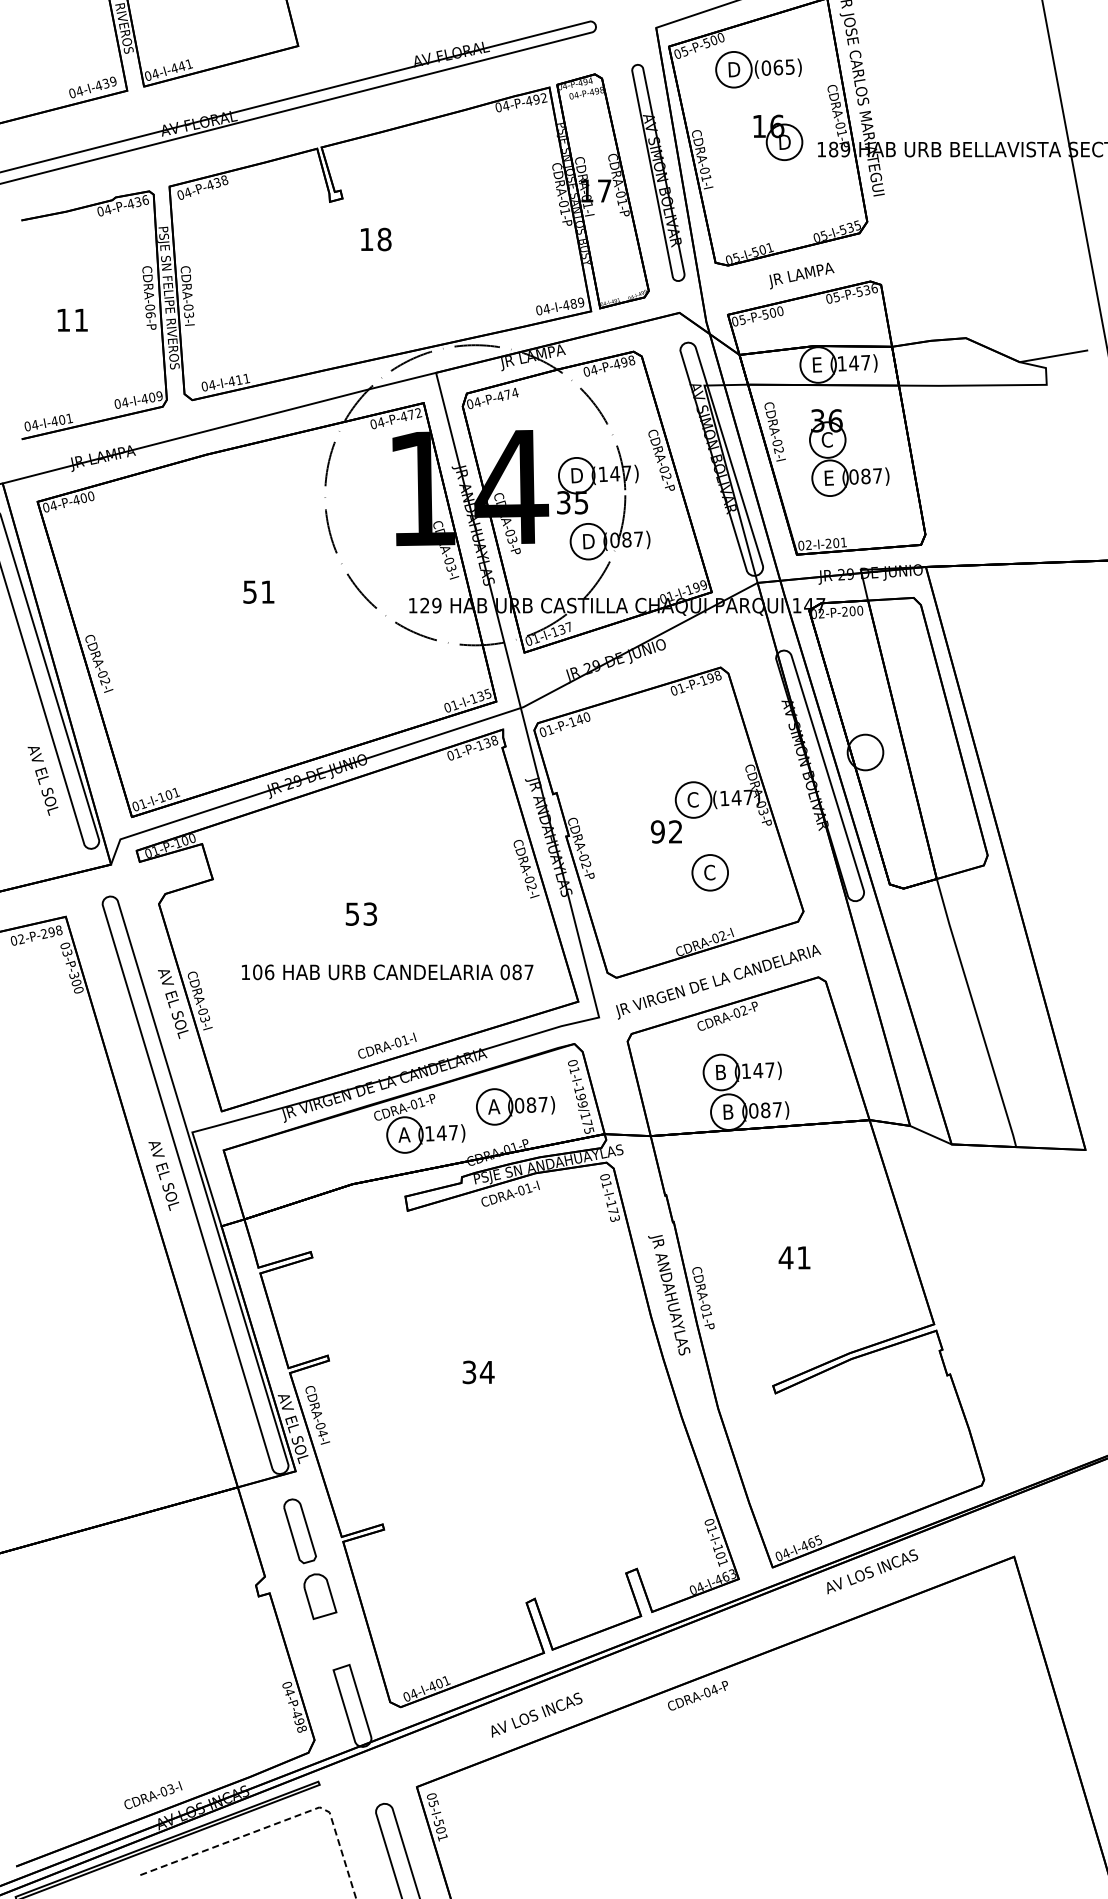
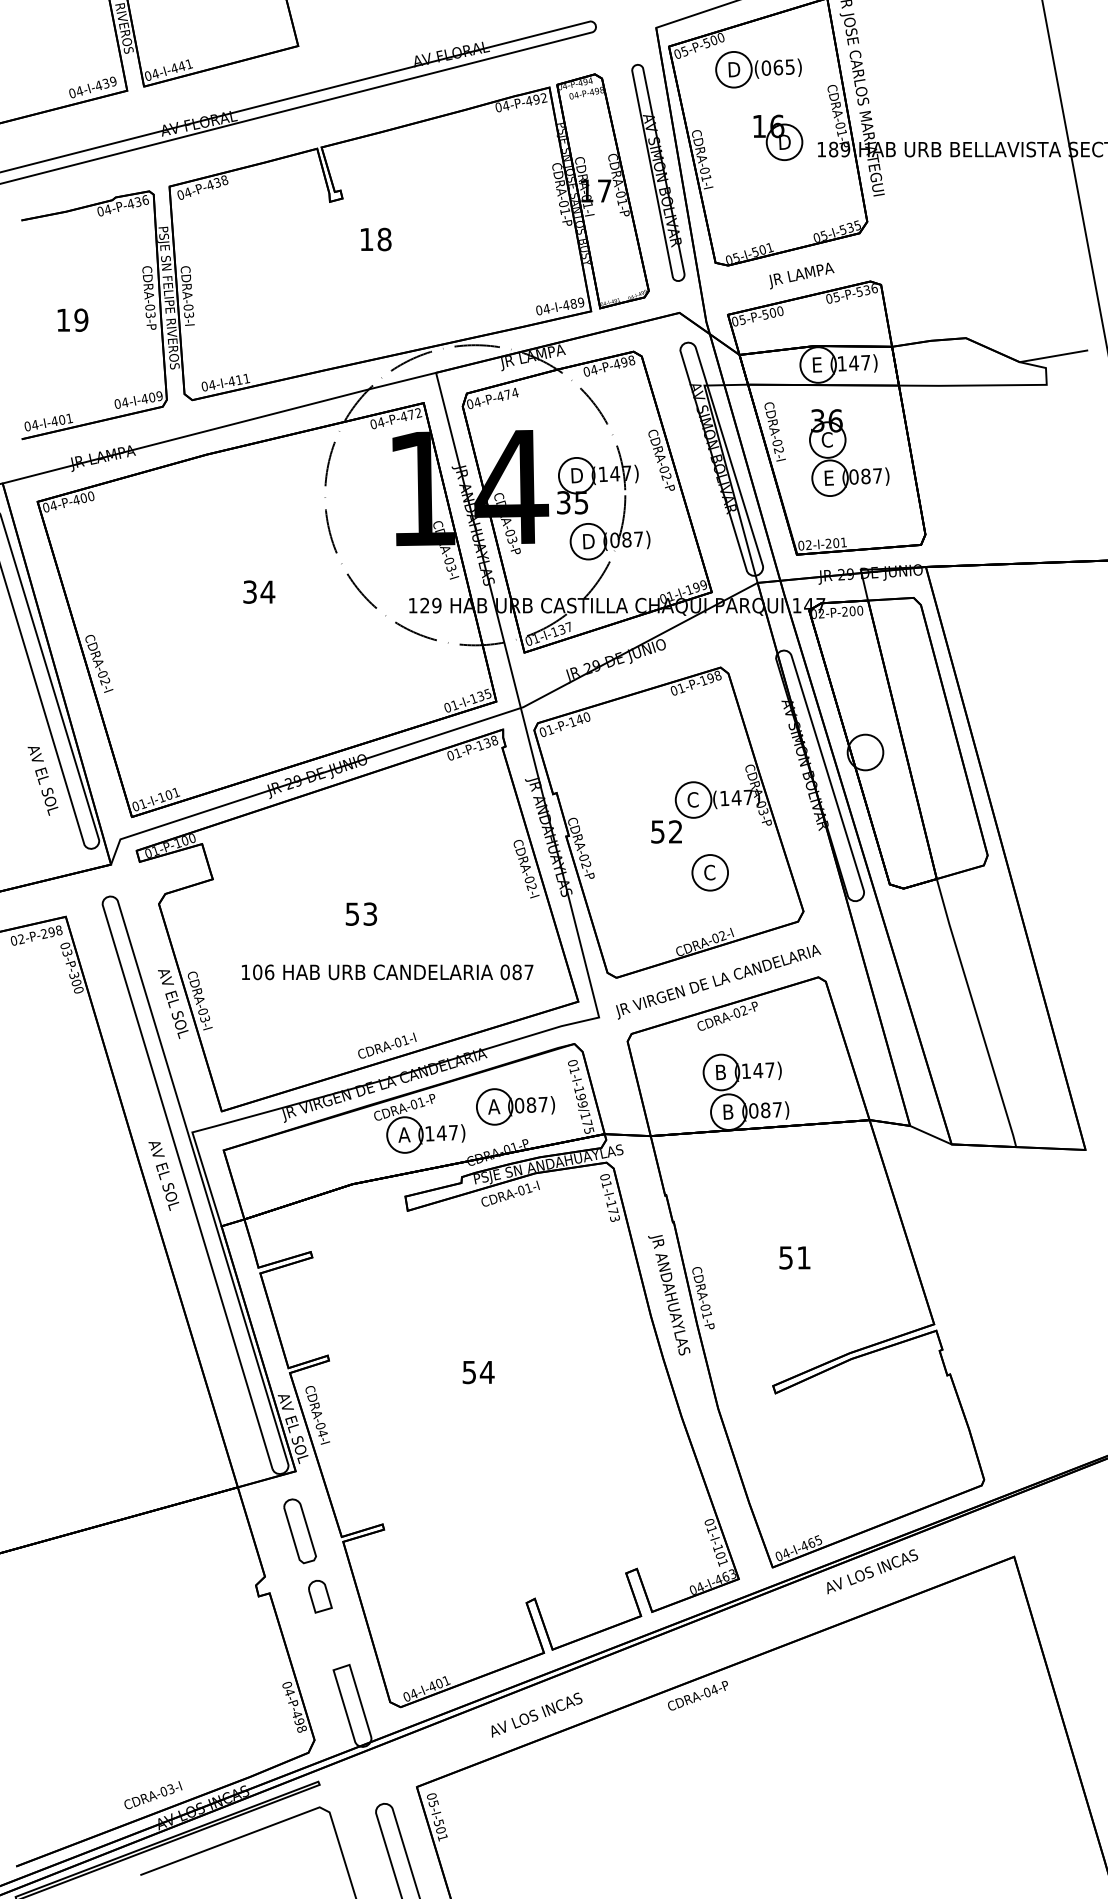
text: CDRA-06-P -> CDRA-03-P (150, 315)
text: 11 -> 19 (81, 319)
text: 51 -> 34 (259, 591)
text: 92 -> 52 (657, 831)
text: 41 -> 51 (785, 1257)
text: 34 -> 54 (469, 1371)
part size: 35x47 px -> 25x34 px (320, 1596)
line: dashed -> solid (278, 1822)
